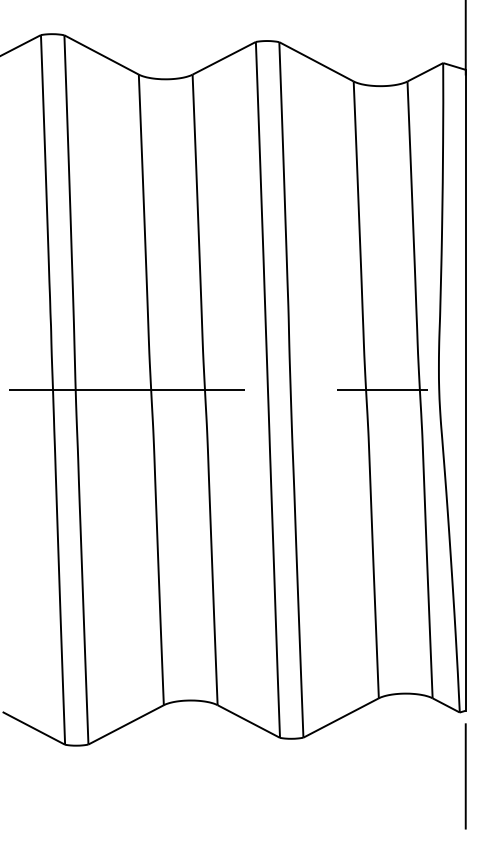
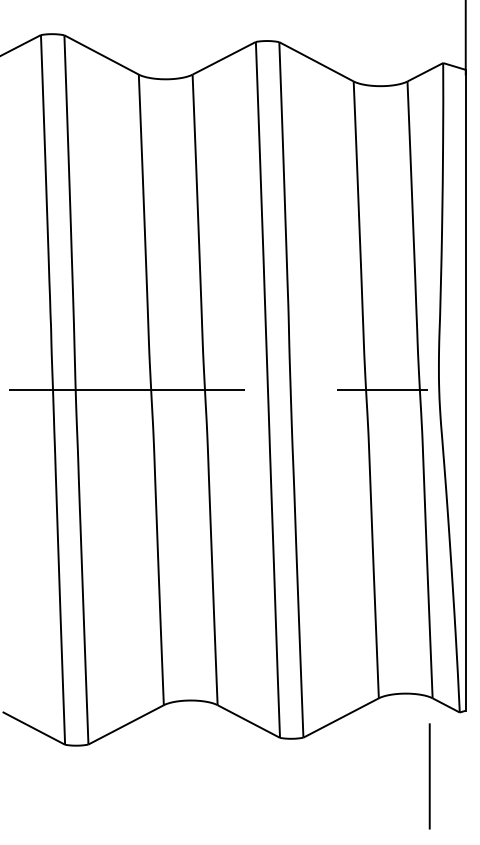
line position: (465, 776) -> (429, 776) (429, 776)
